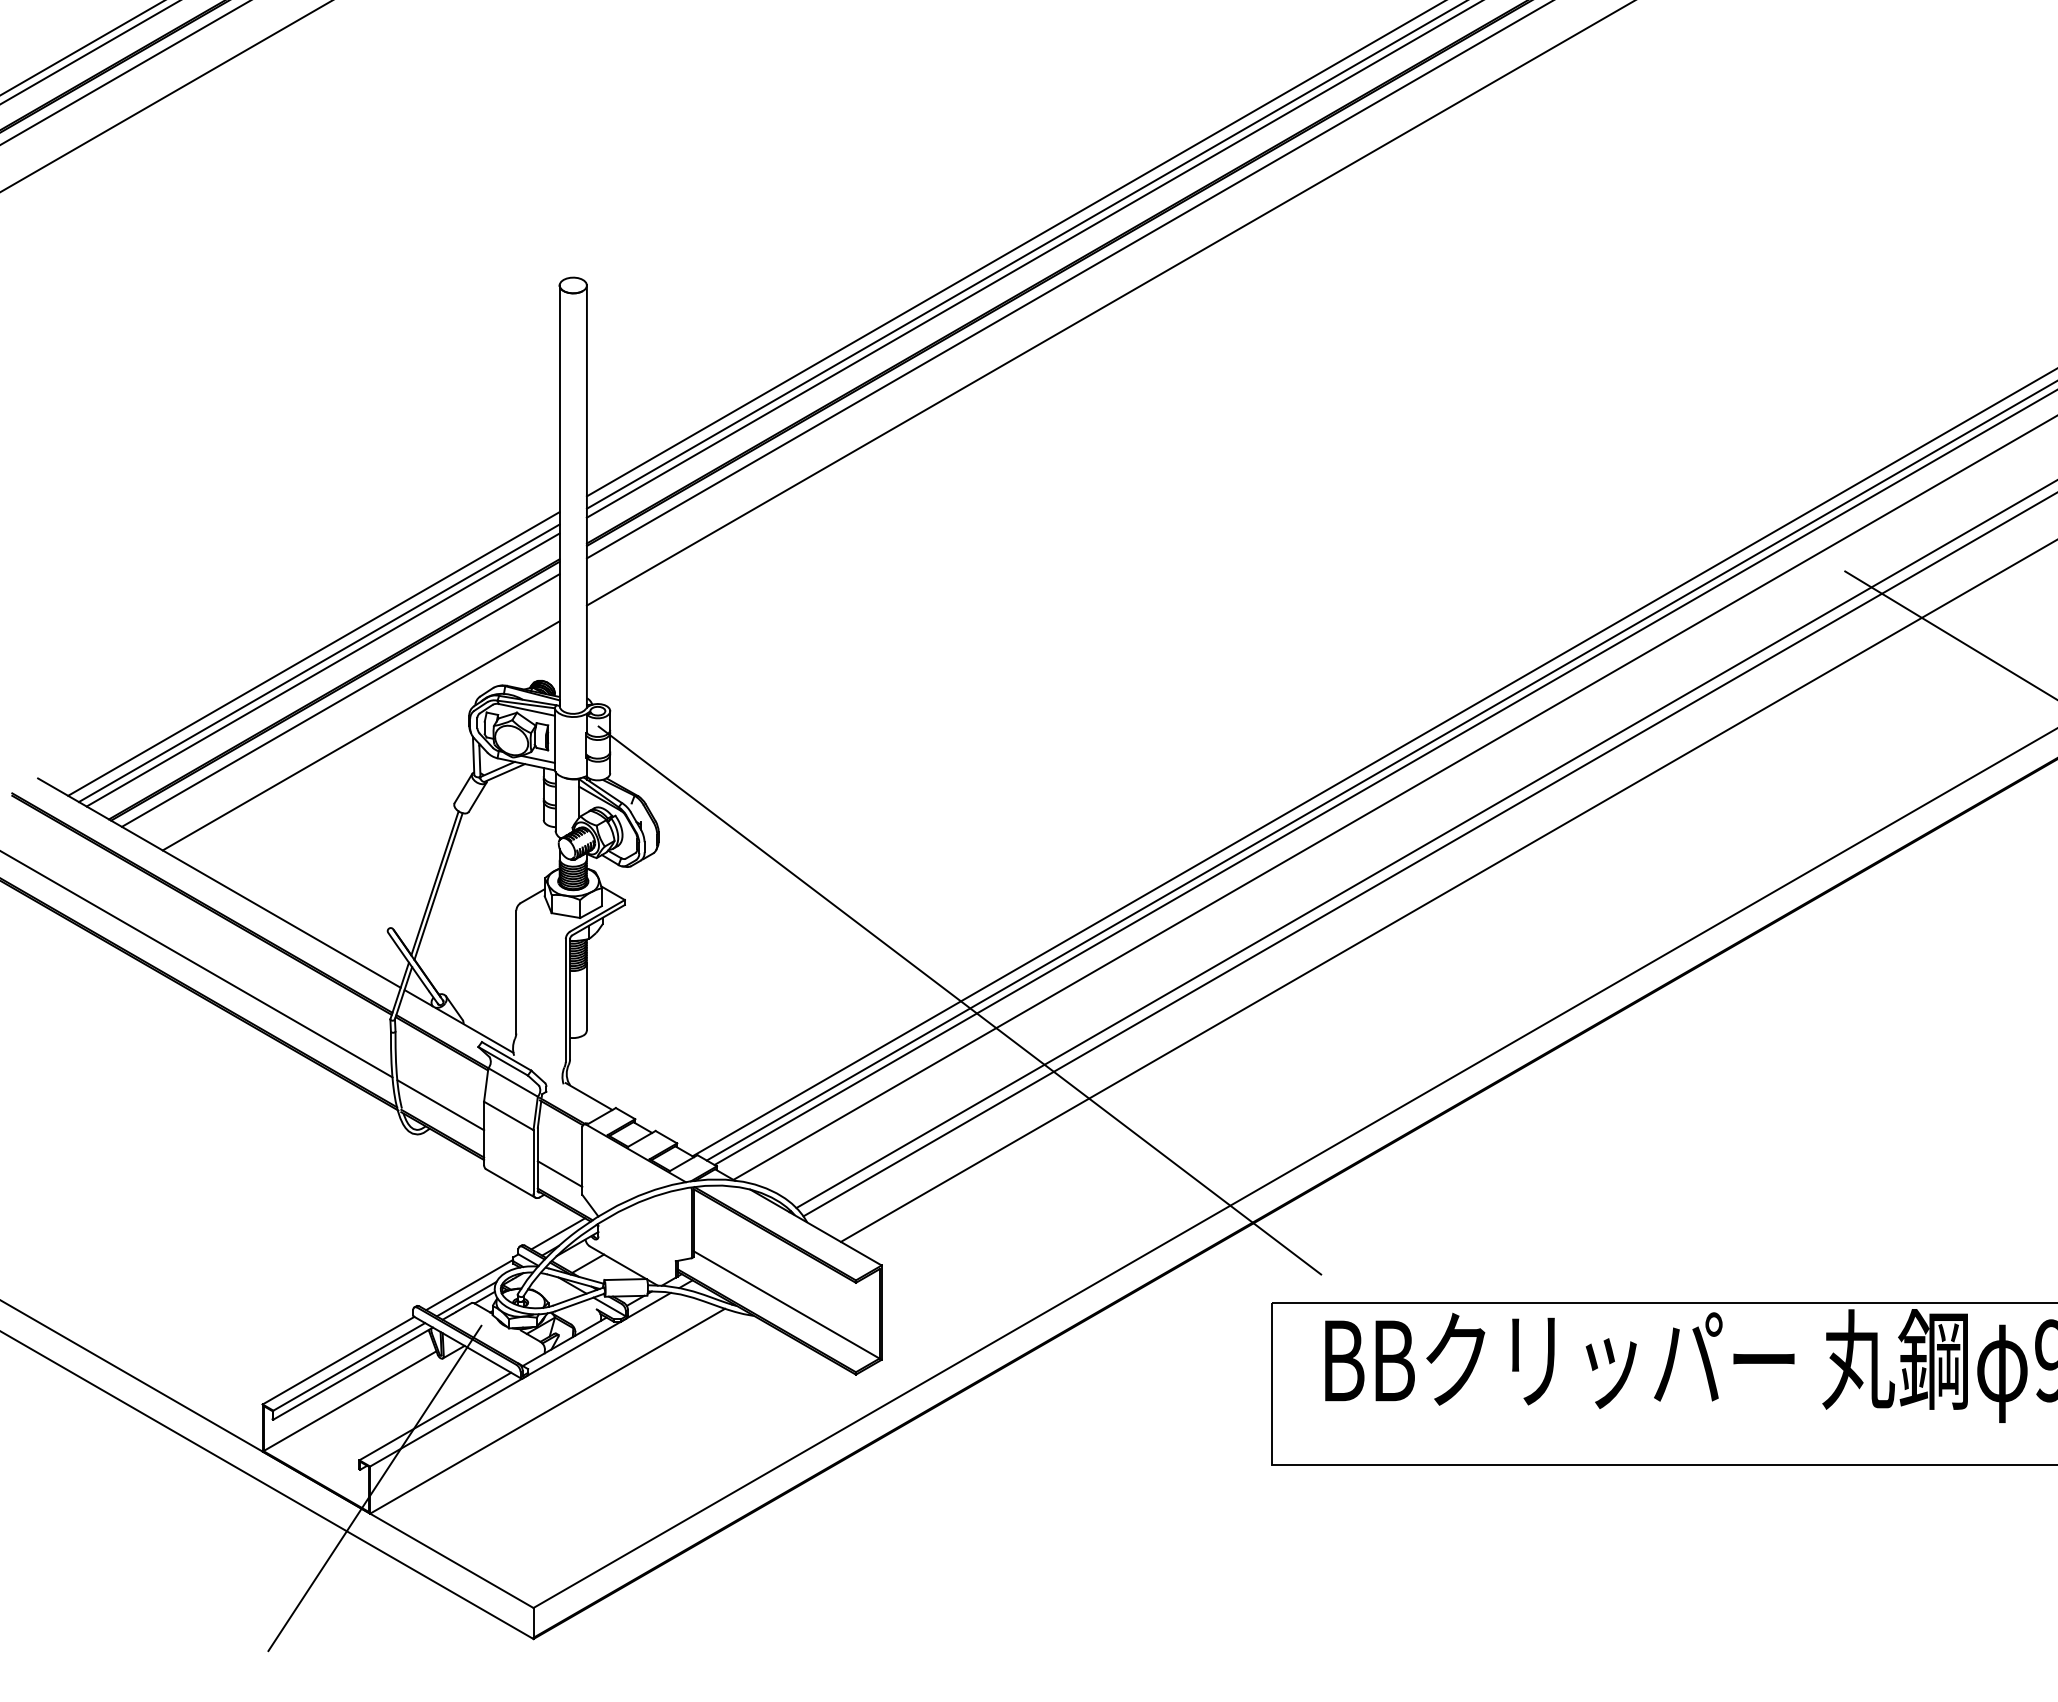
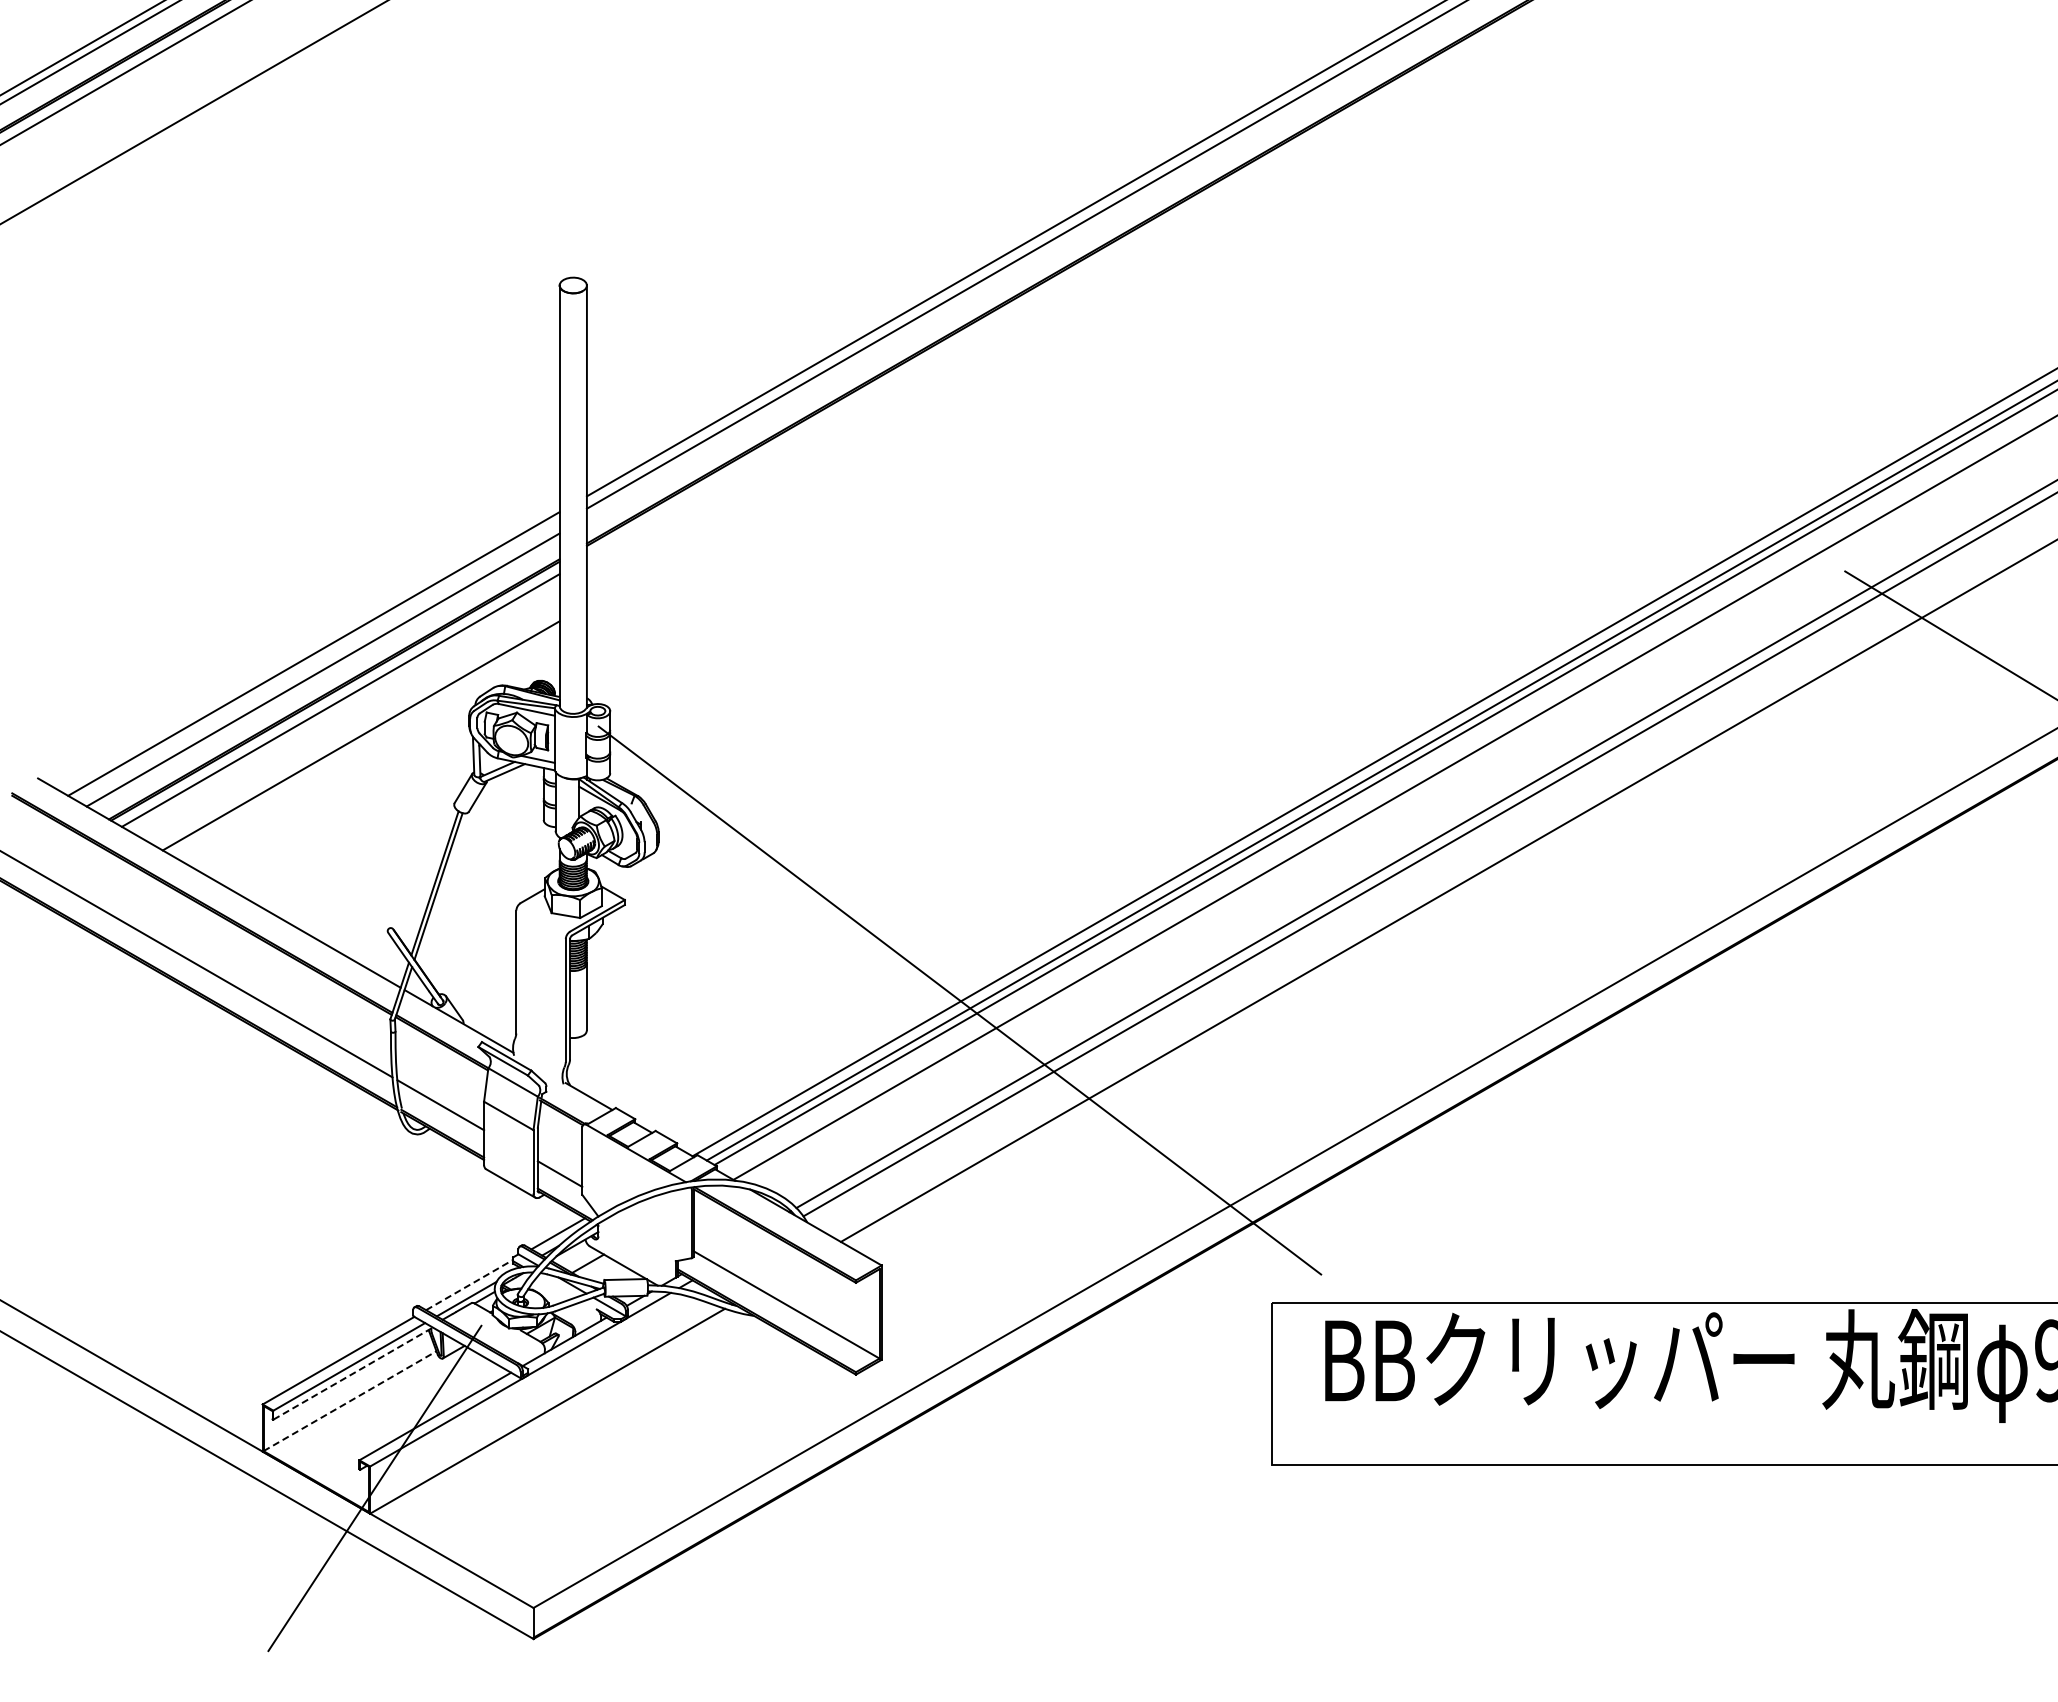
line position: (165, 96) -> (193, 112) (193, 112)
line: present -> none (1032, 259)
line: present -> none (1068, 280)
line: present -> none (1108, 303)
line: present -> none (318, 663)
line: solid -> dashed (470, 1284)
line: solid -> dashed (353, 1373)
line: solid -> dashed (350, 1401)
